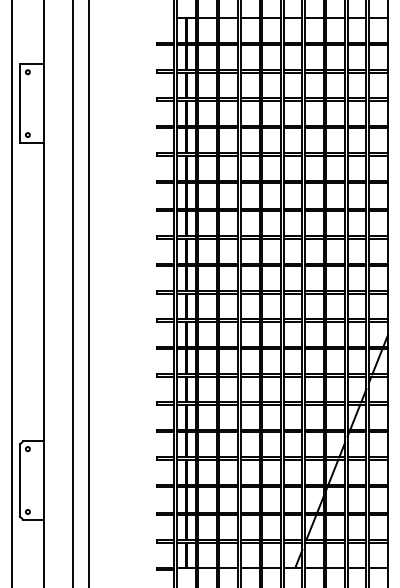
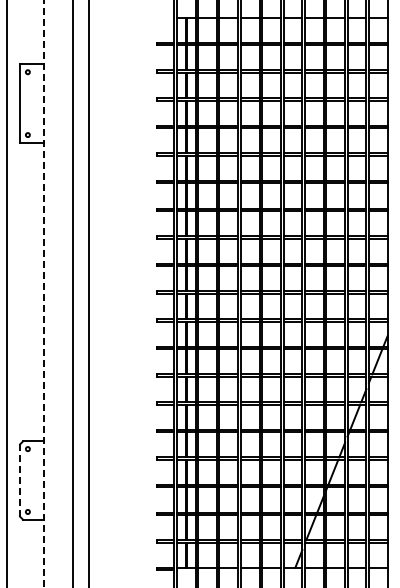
line position: (12, 293) -> (7, 293) (7, 293)
line: solid -> dashed (43, 294)
line: solid -> dashed (20, 481)
